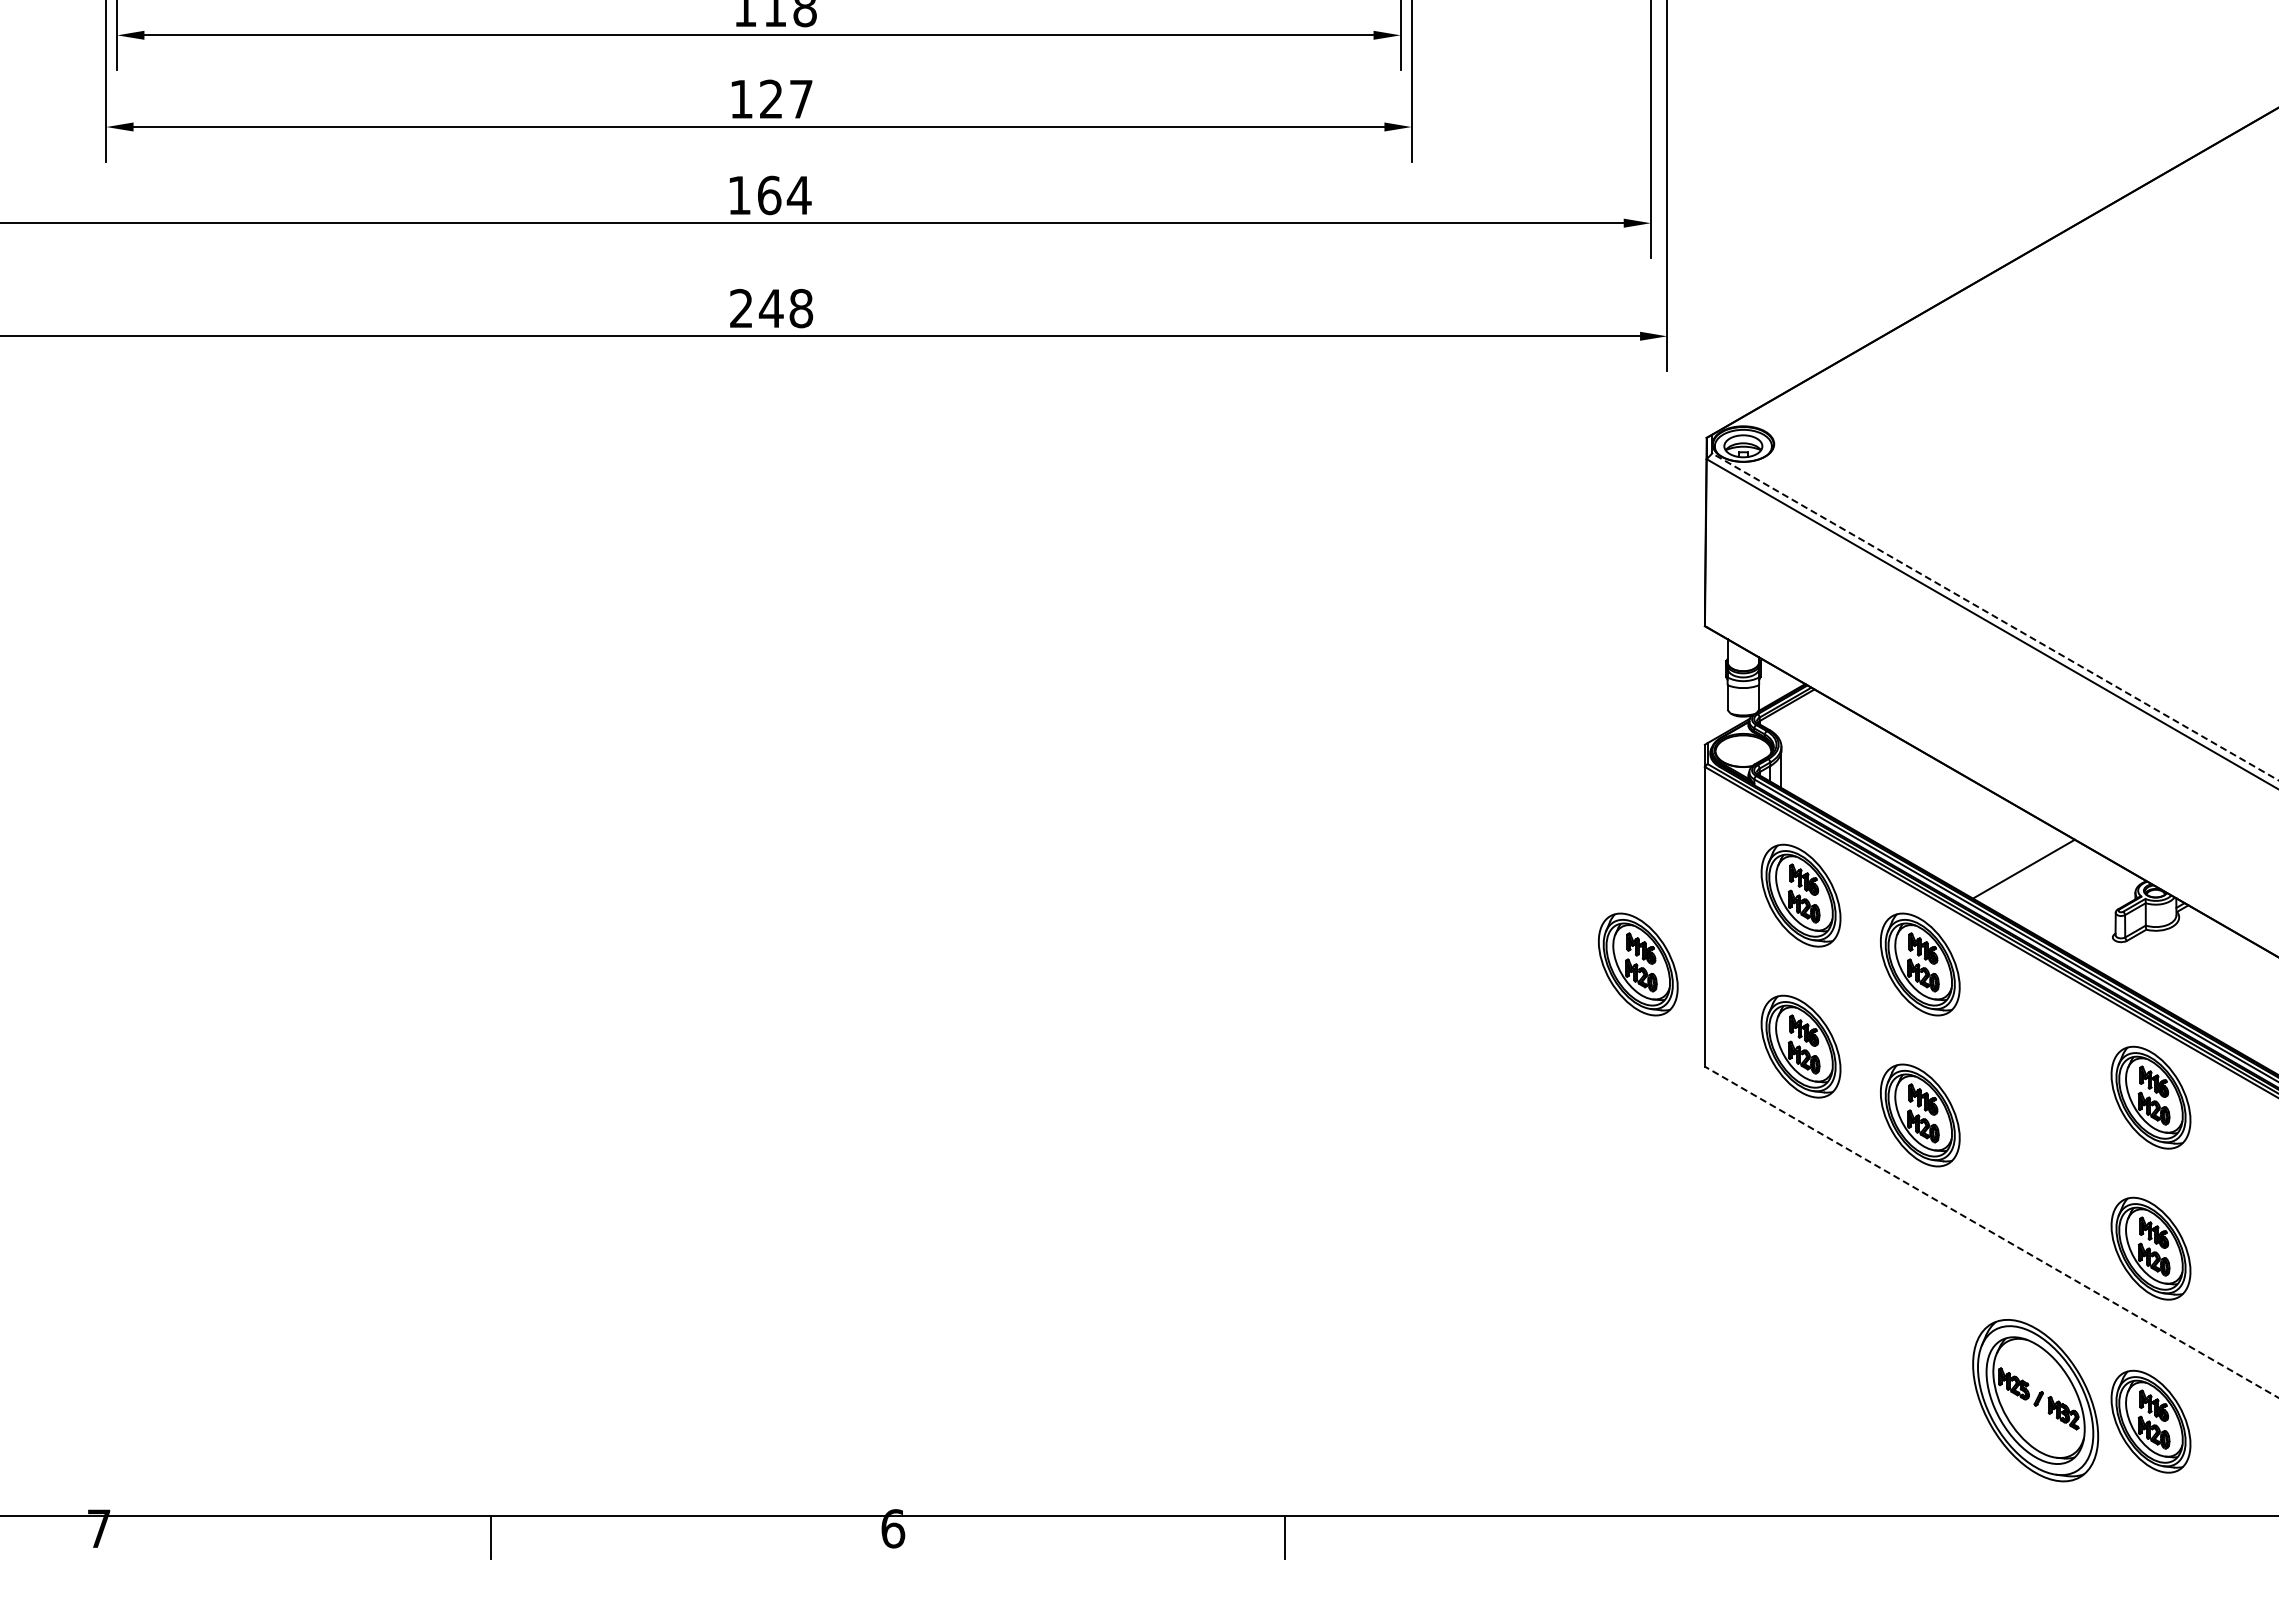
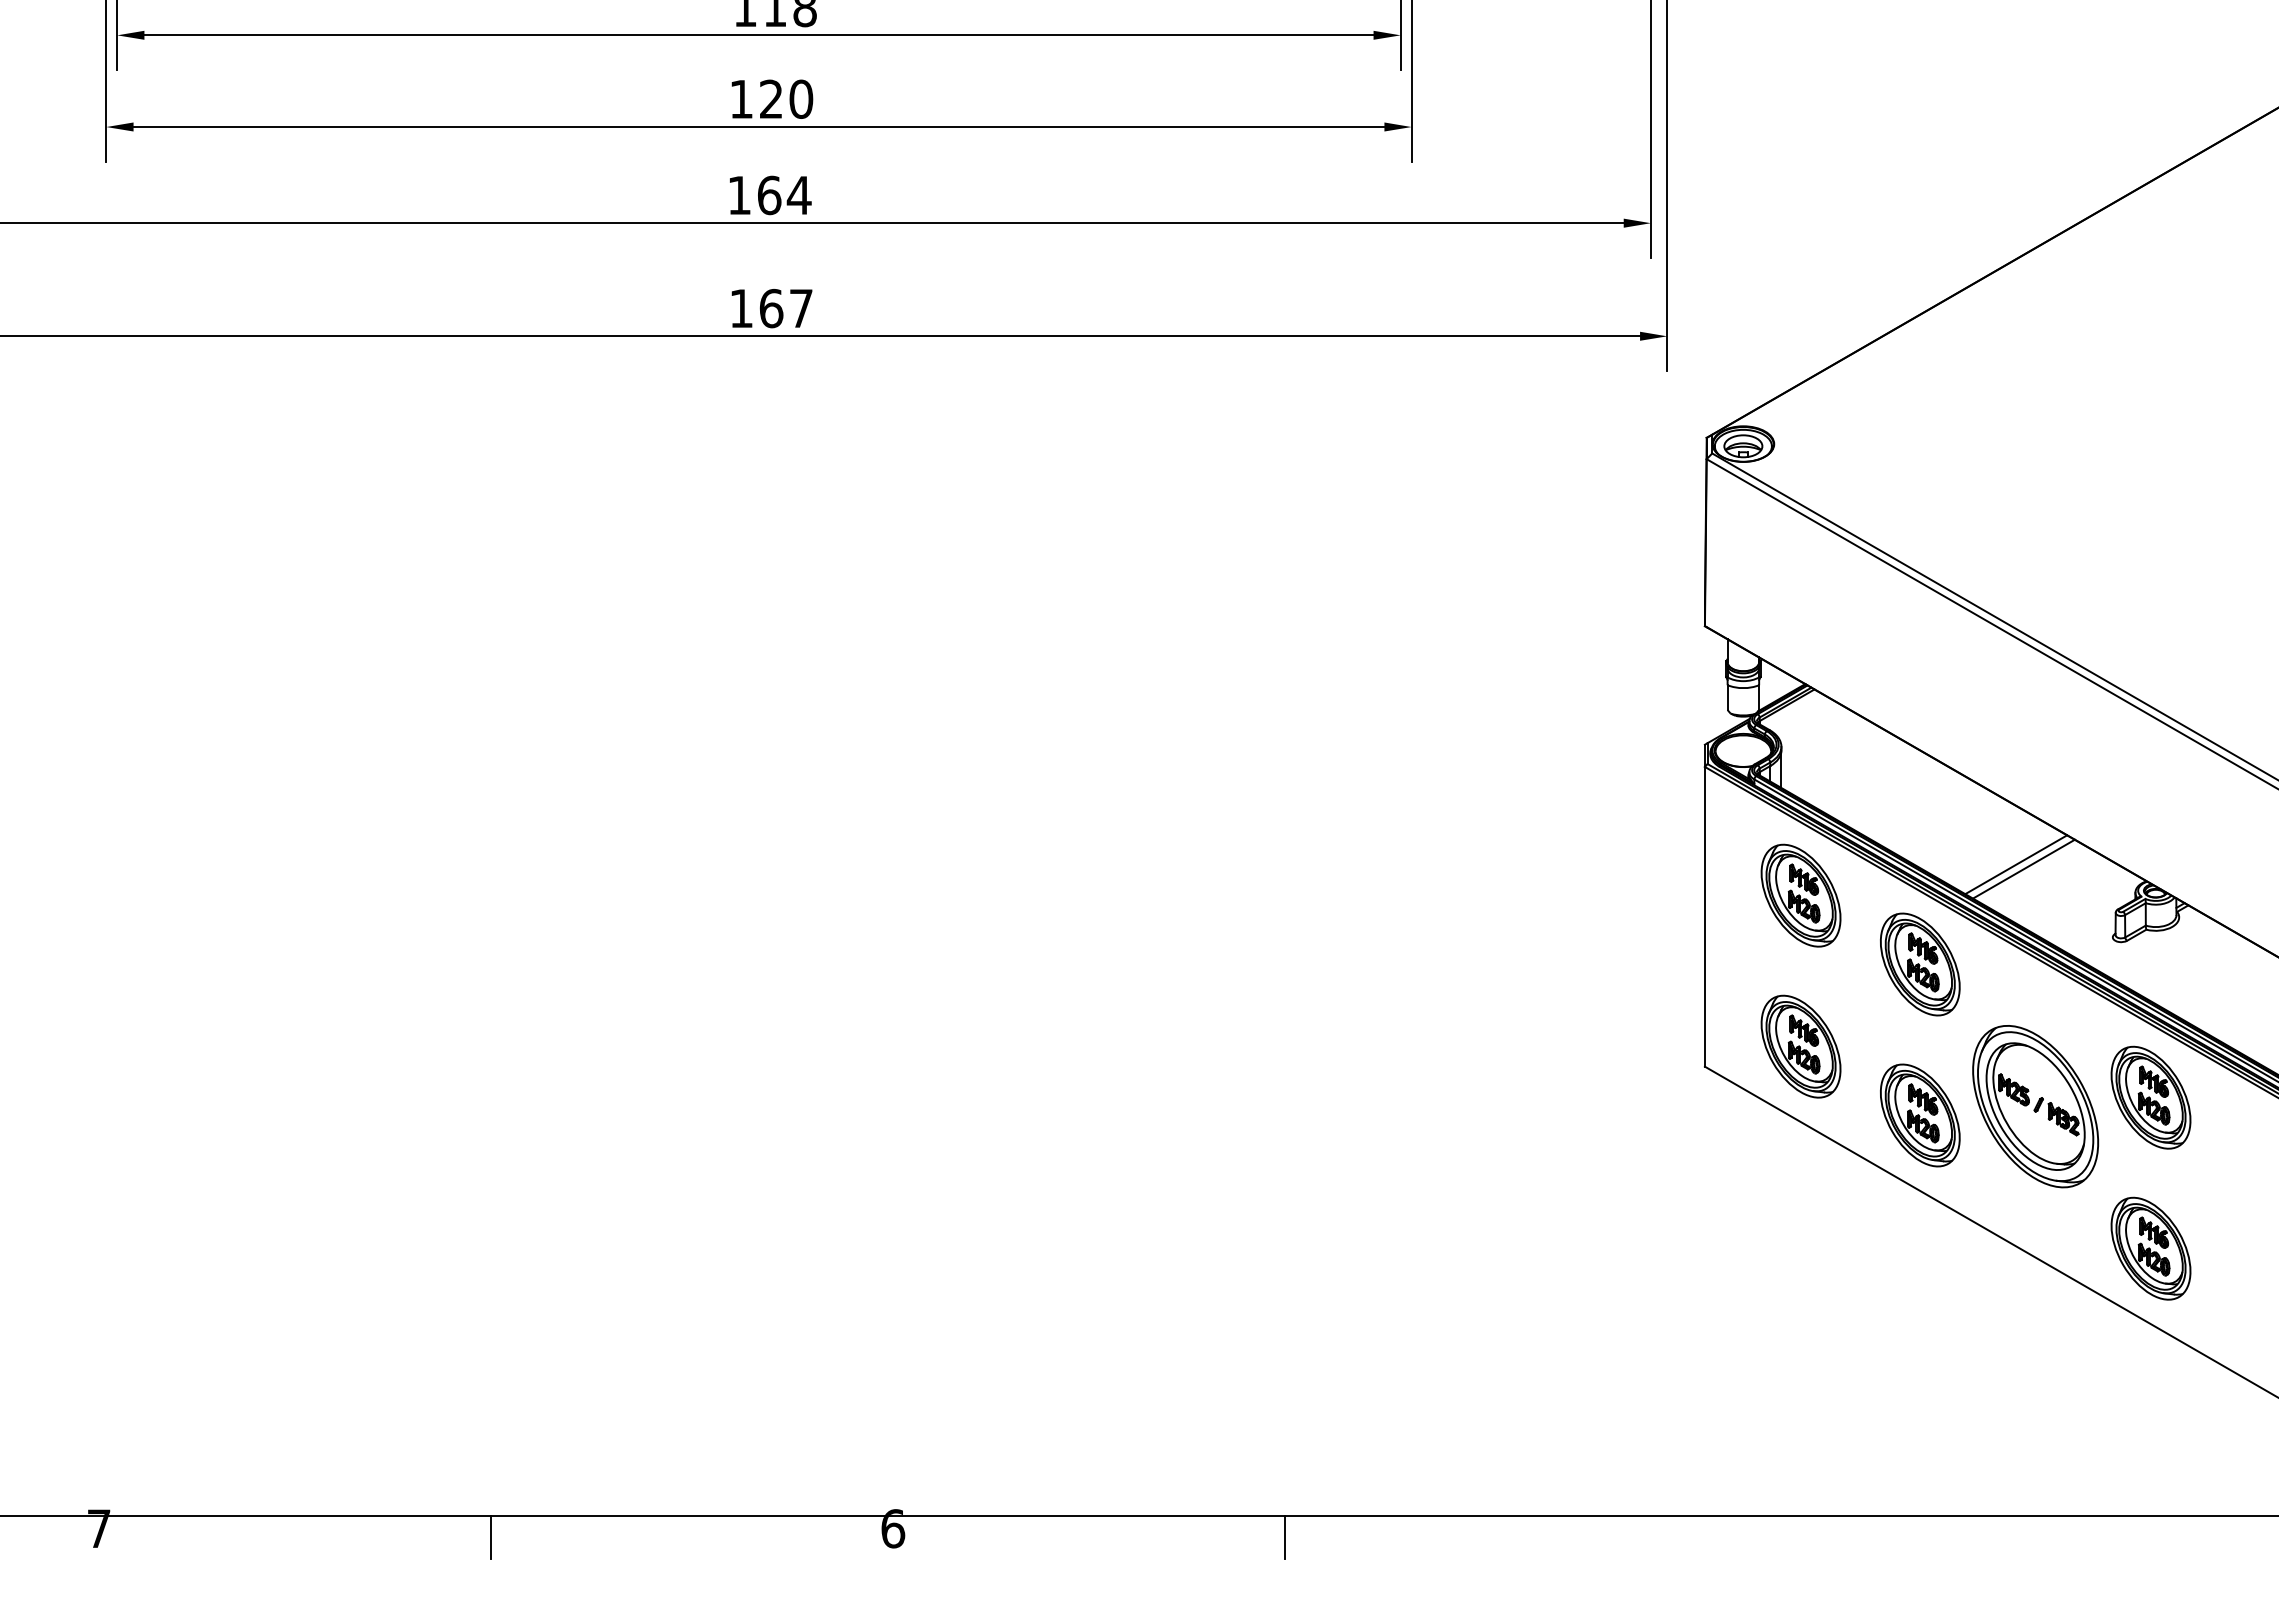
text: 127 -> 120 (801, 98)
text: 248 -> 167 (771, 308)
line: dashed -> solid (1995, 616)
line: none -> present (2016, 864)
part: present -> none (1638, 964)
line: dashed -> solid (1991, 1232)
part position: (2035, 1400) -> (2035, 1106) (2035, 1106)
part: present -> none (2150, 1421)
